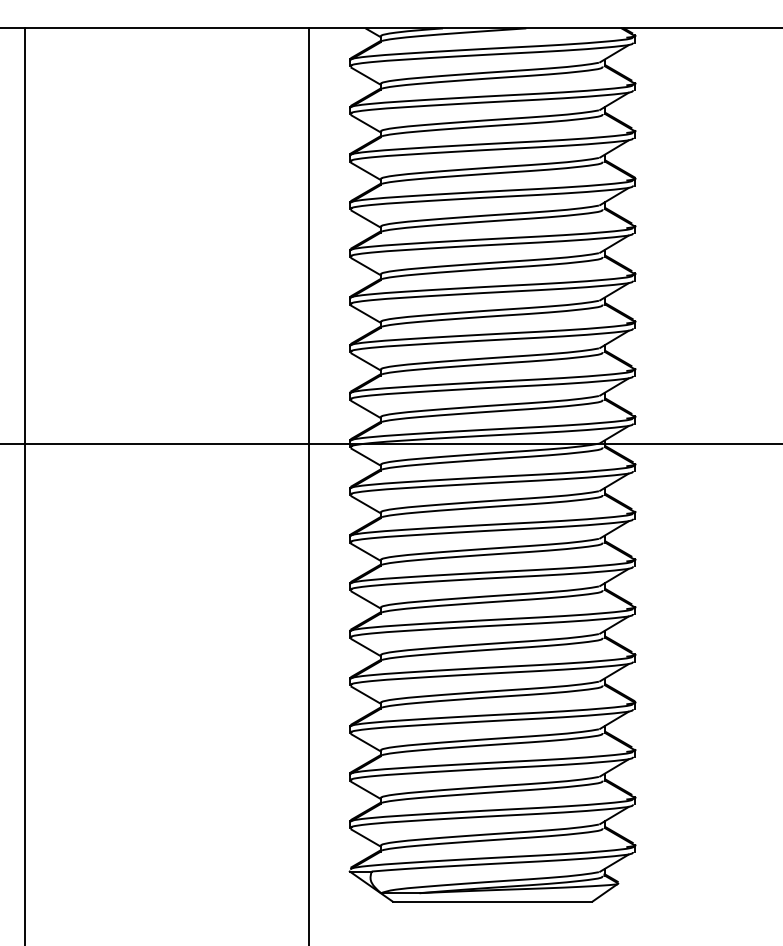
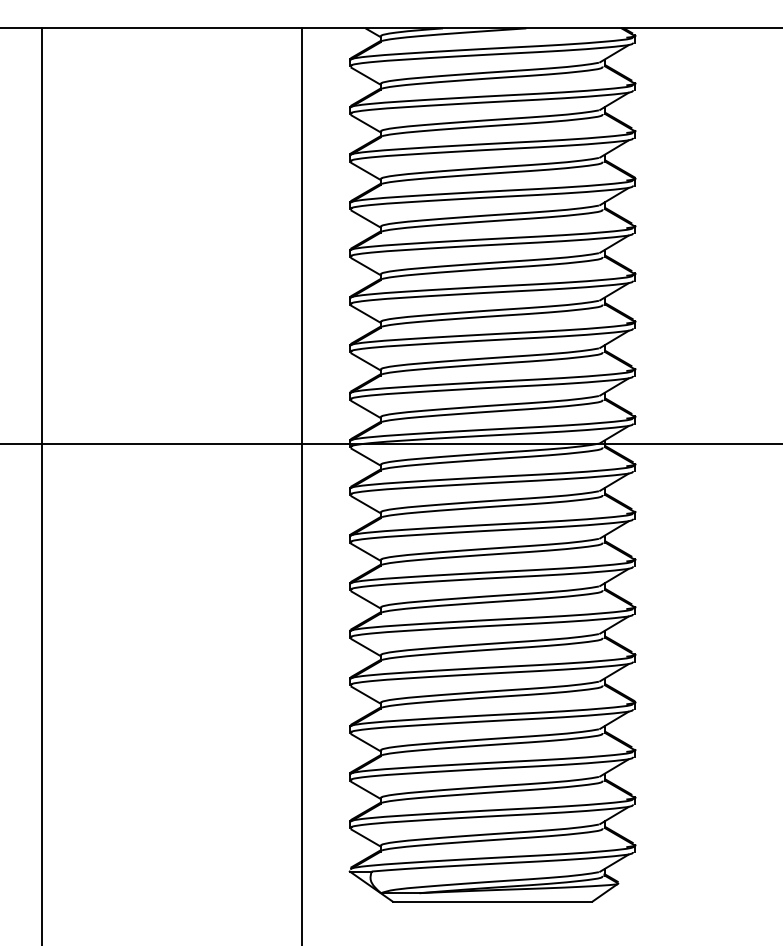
line position: (24, 485) -> (41, 485) (41, 485)
line position: (309, 485) -> (302, 485) (302, 485)
